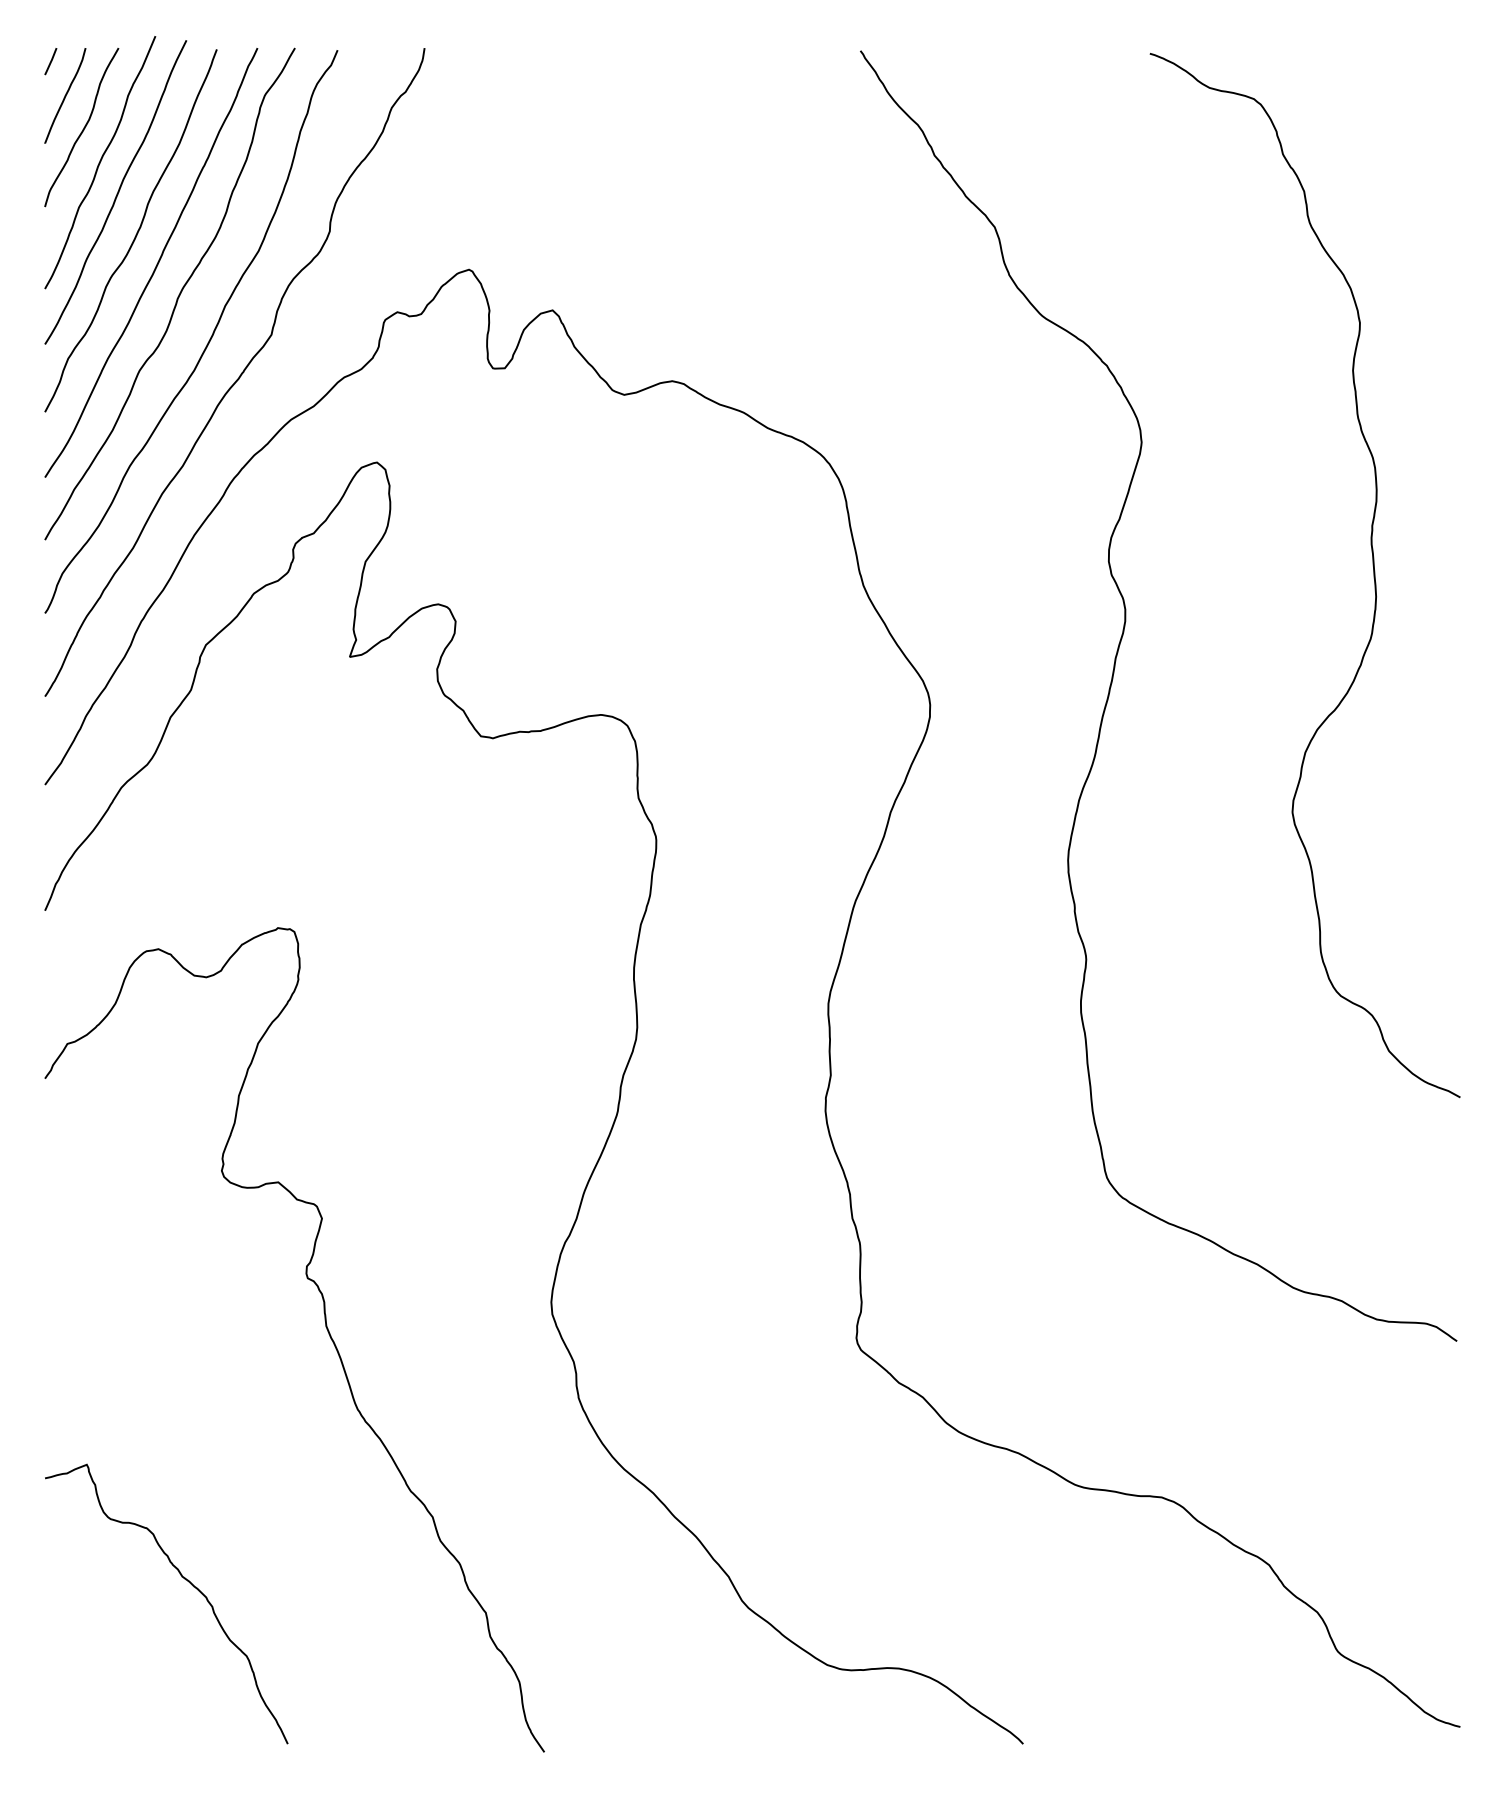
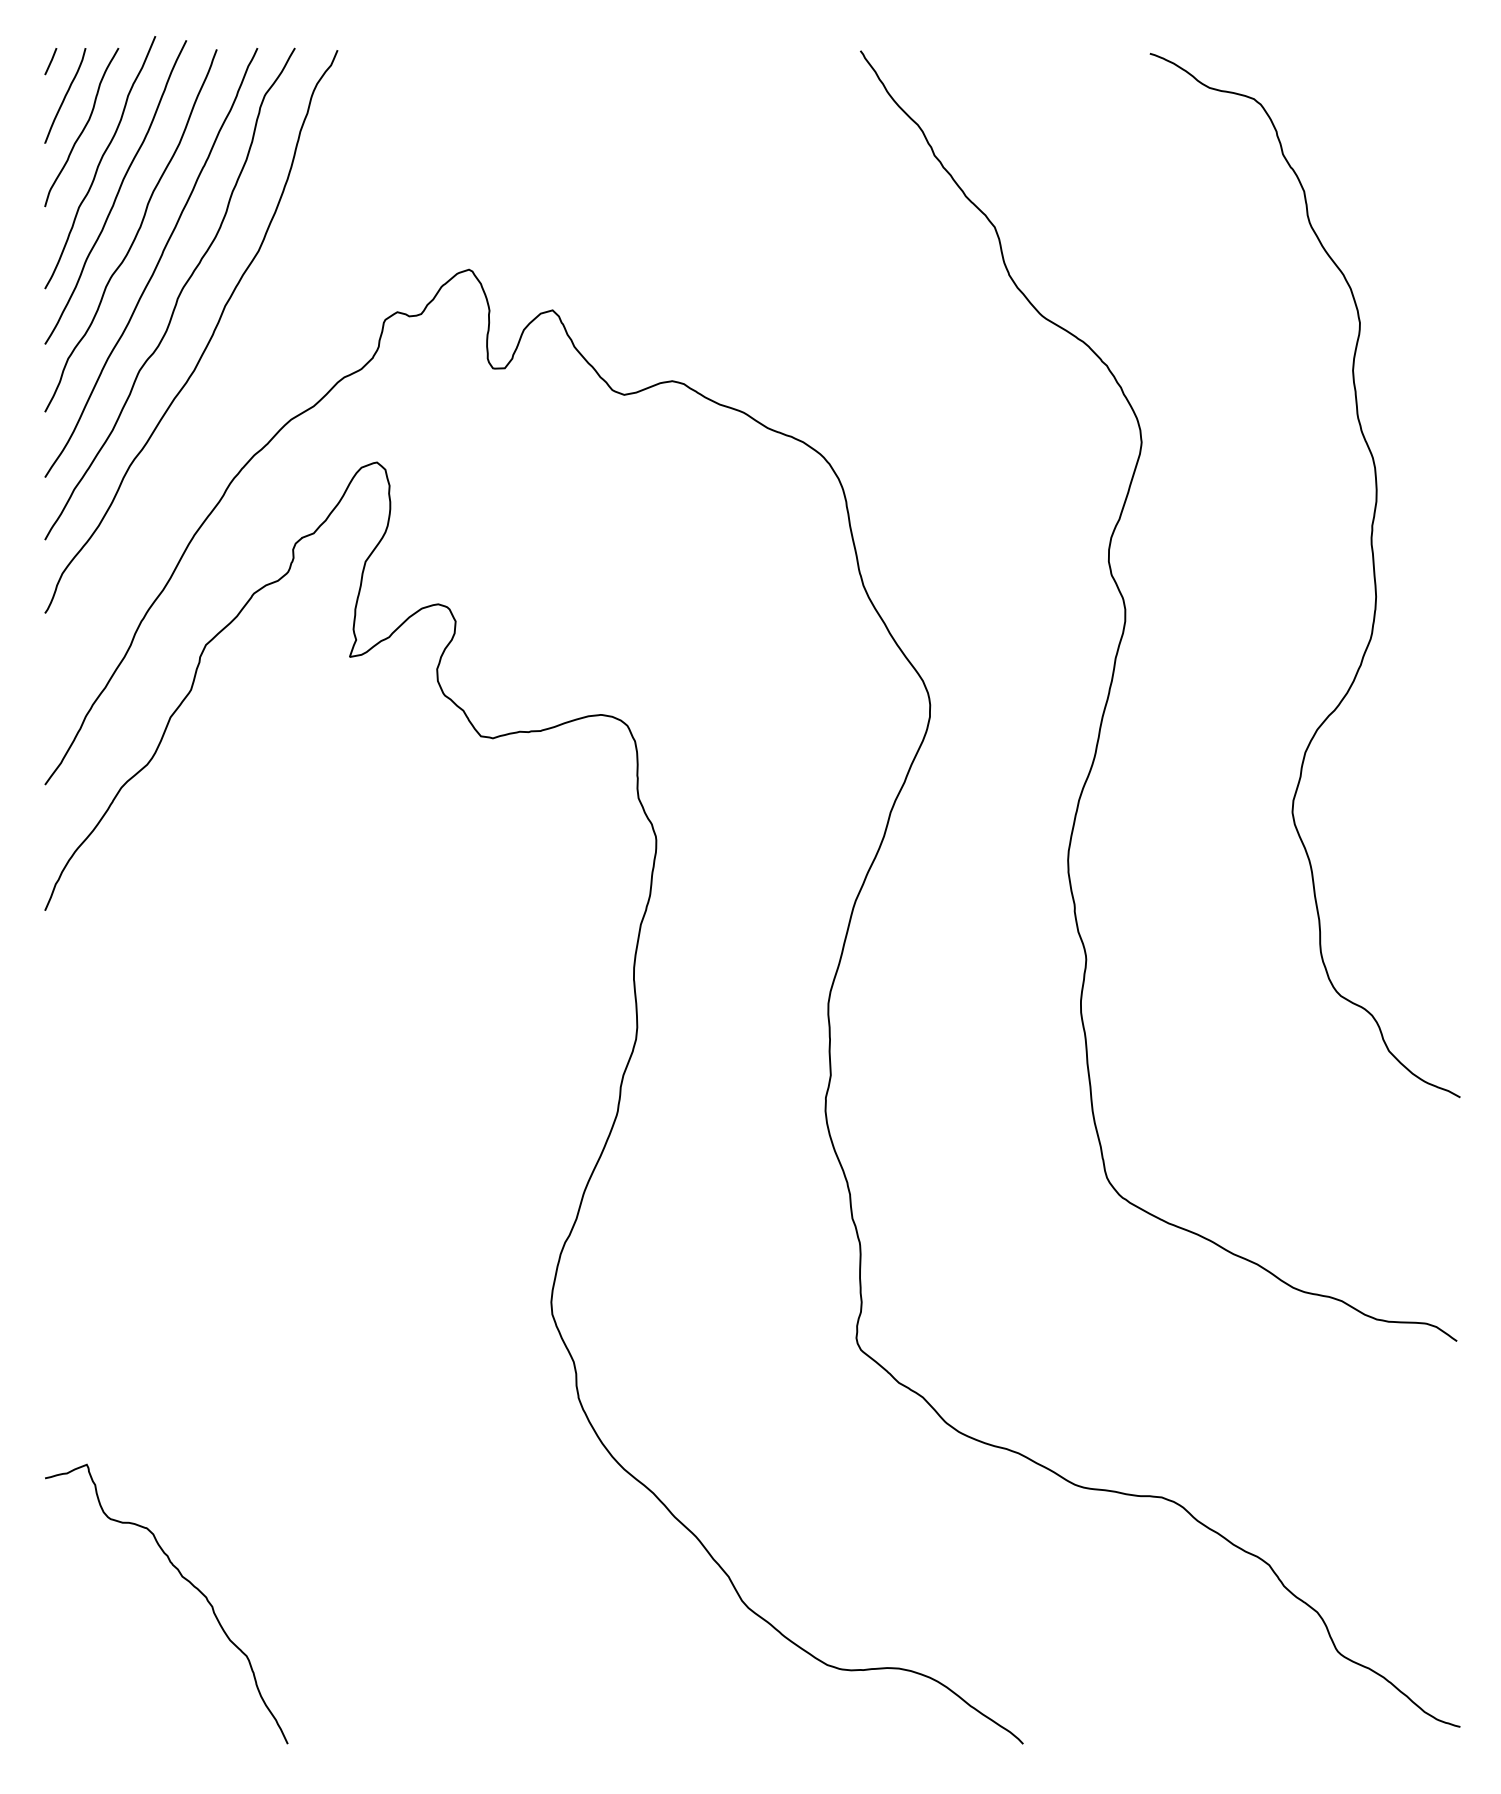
curve: present -> none (239, 375)
curve: present -> none (325, 1327)
